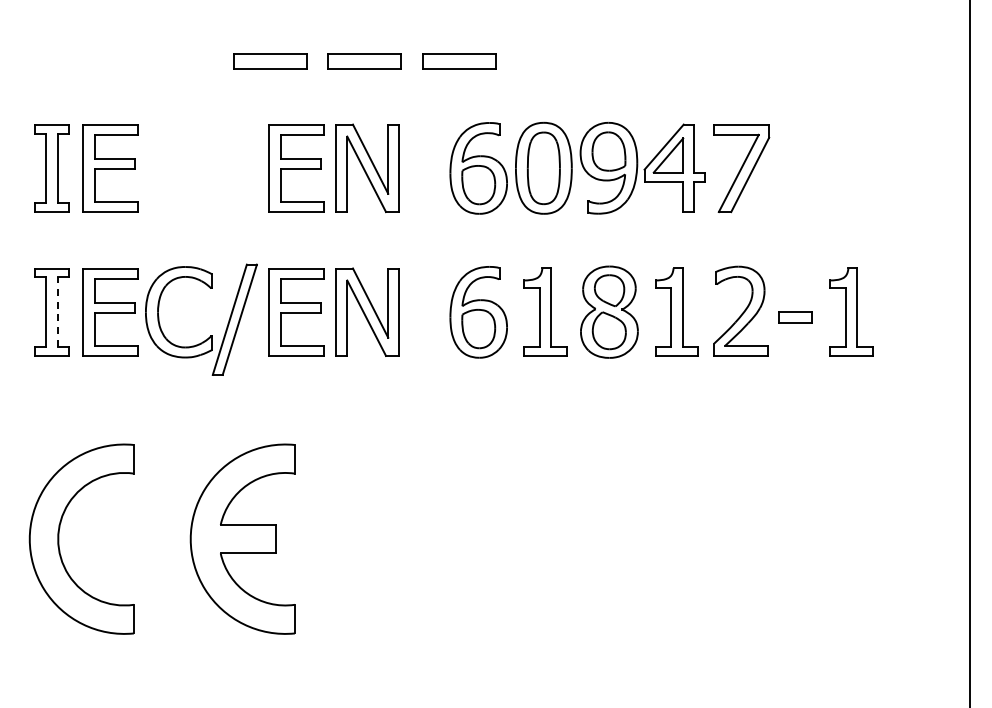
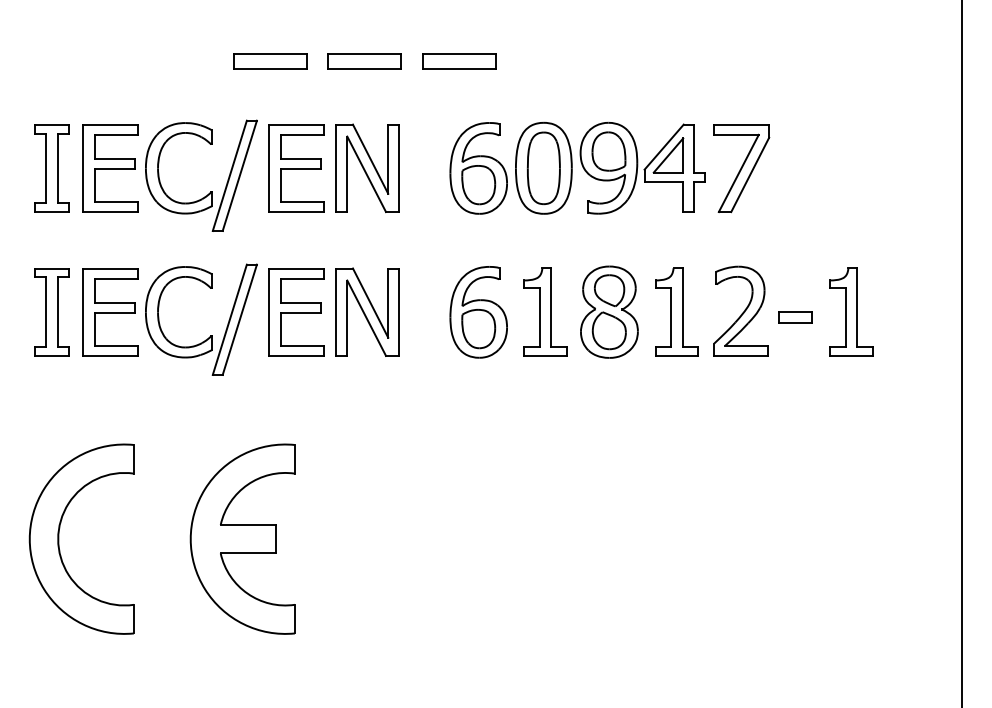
part: none -> present (210, 191)
line: dashed -> solid (57, 312)
line position: (970, 353) -> (962, 353) (962, 353)
